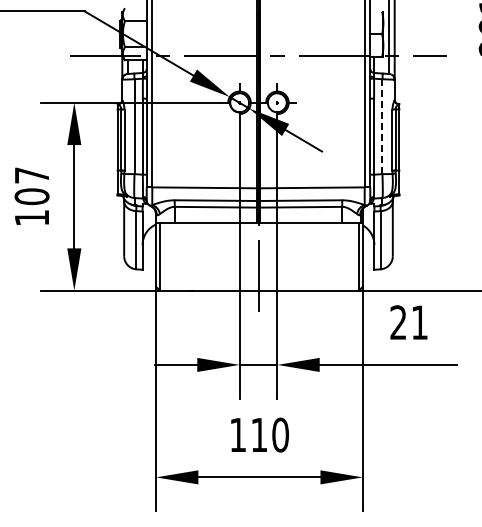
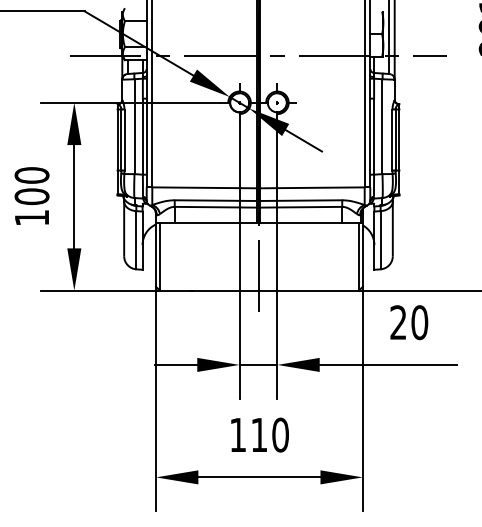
line: dashed -> solid (382, 127)
text: 107 -> 100 (31, 175)
text: 21 -> 20 (419, 322)
